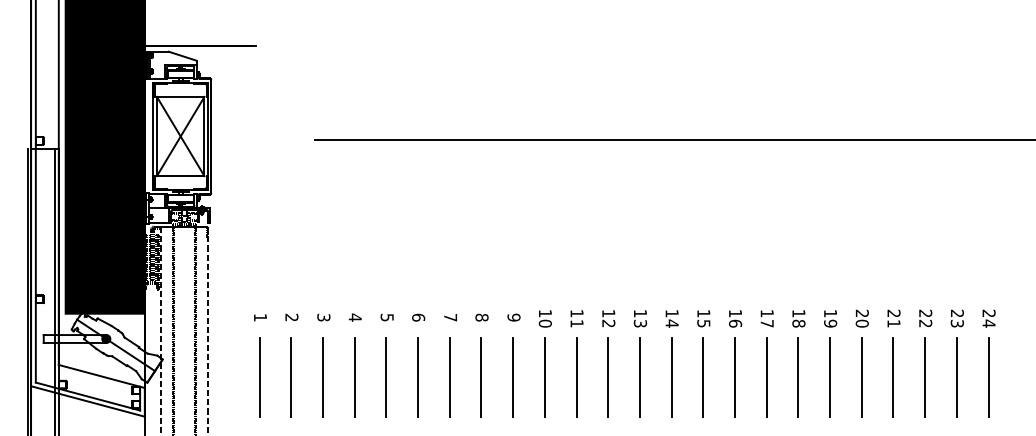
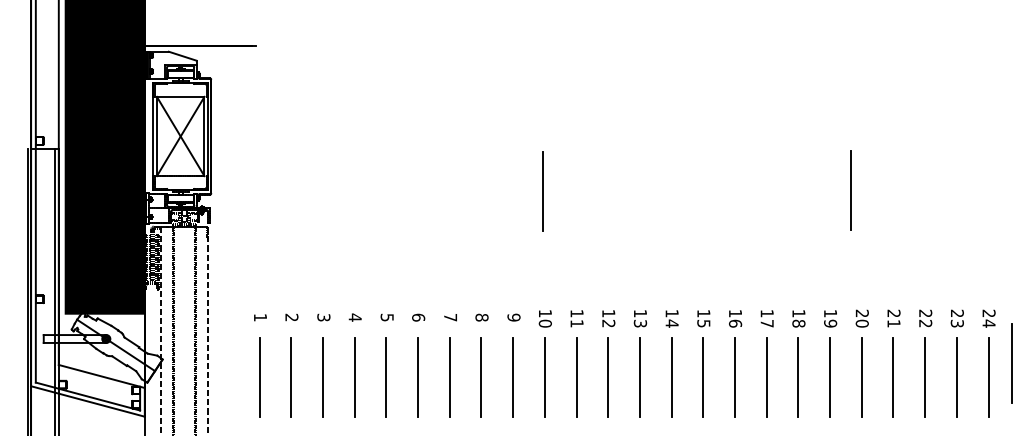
line: present -> none (673, 139)
line: none -> present (850, 190)
line: none -> present (542, 191)
line: none -> present (1011, 363)
